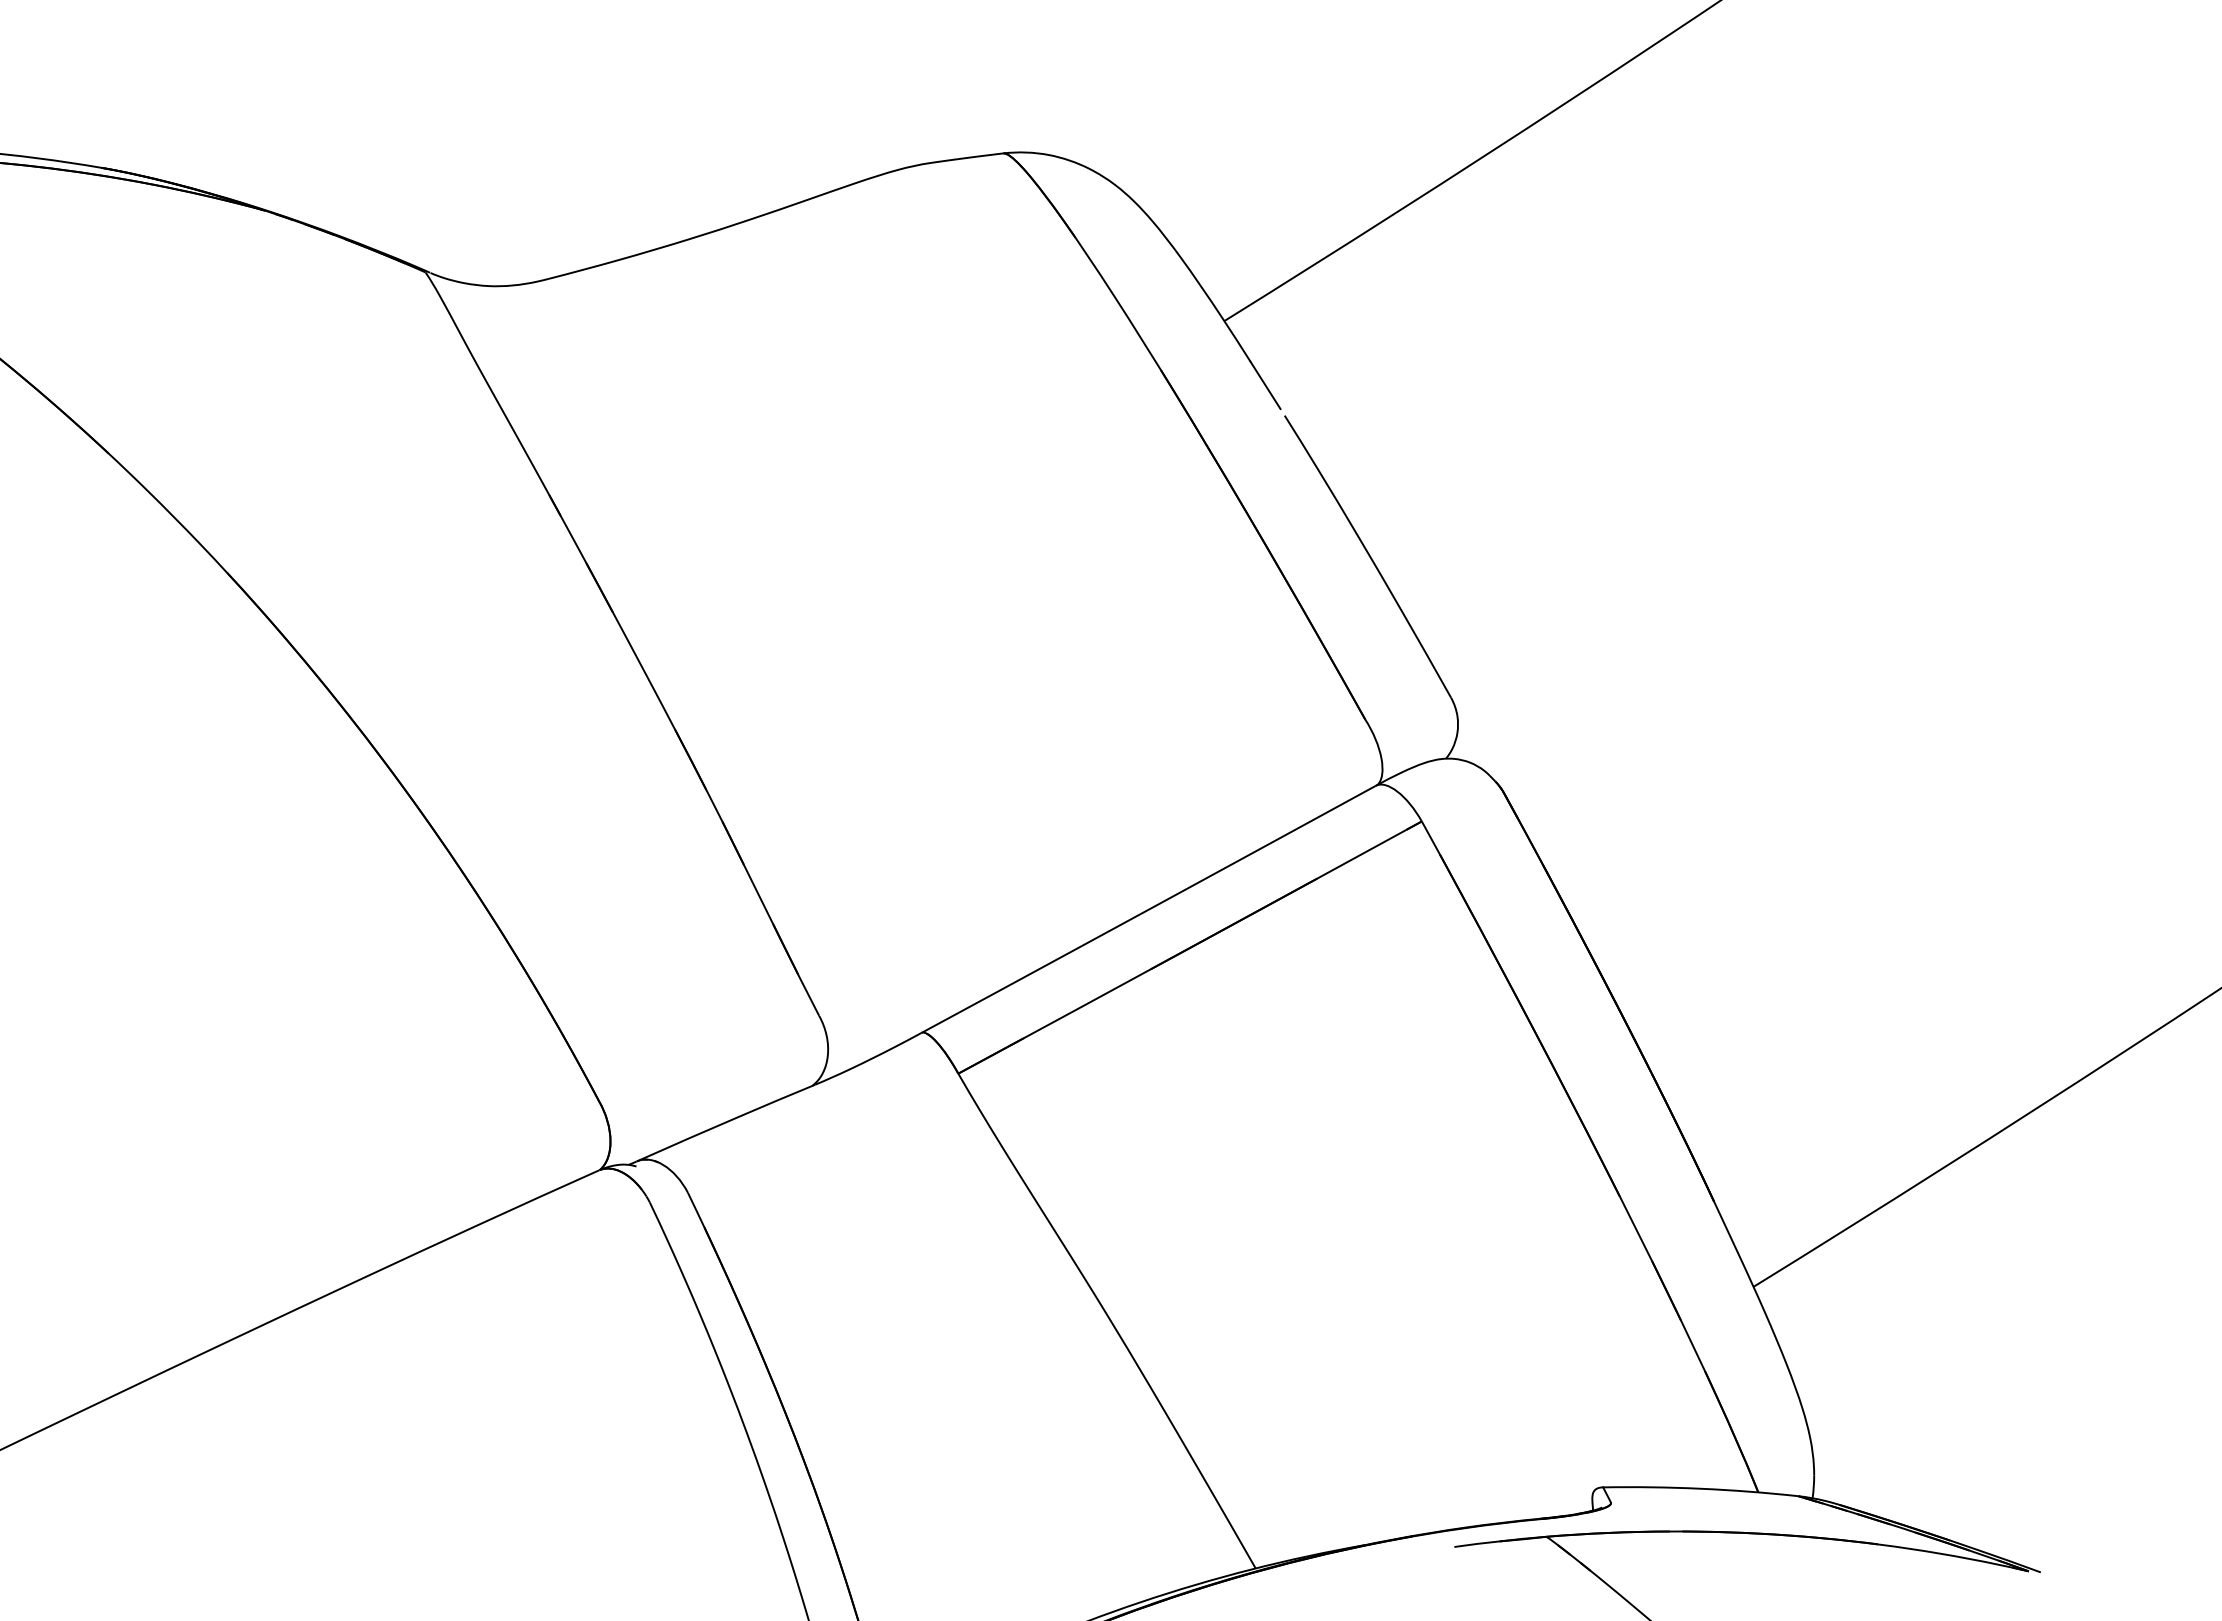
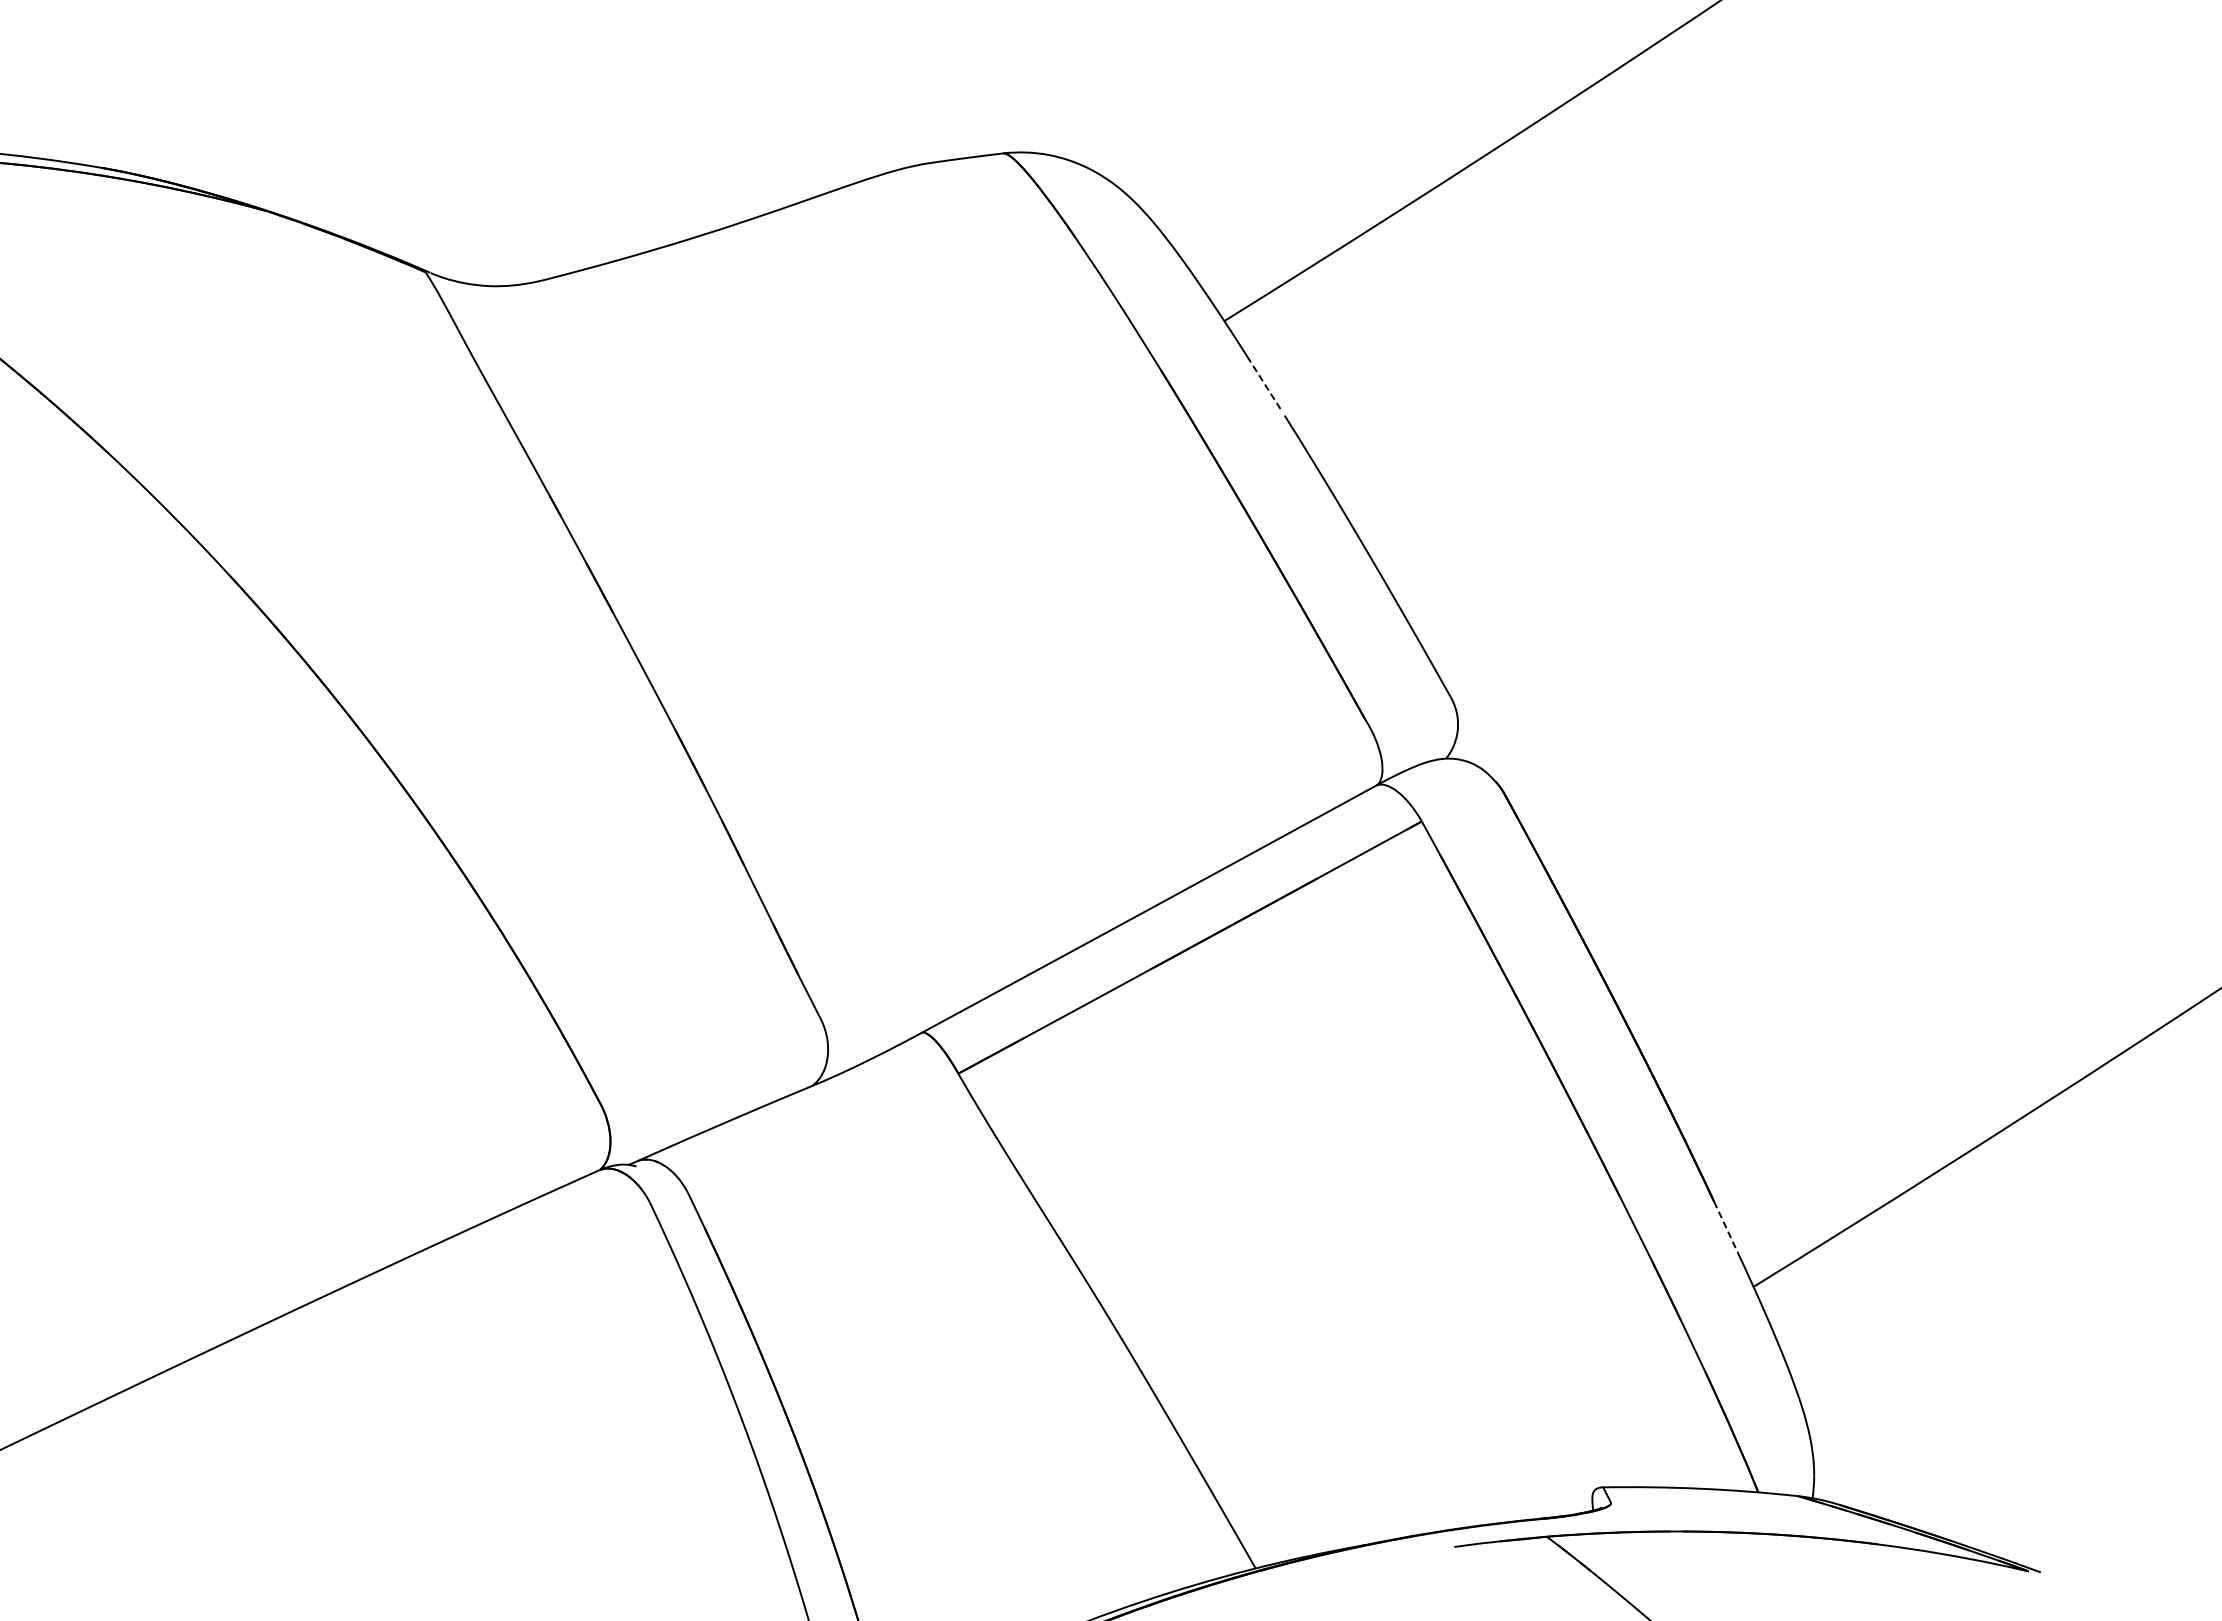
line: solid -> dashed (1265, 385)
line: solid -> dashed (1725, 1227)
